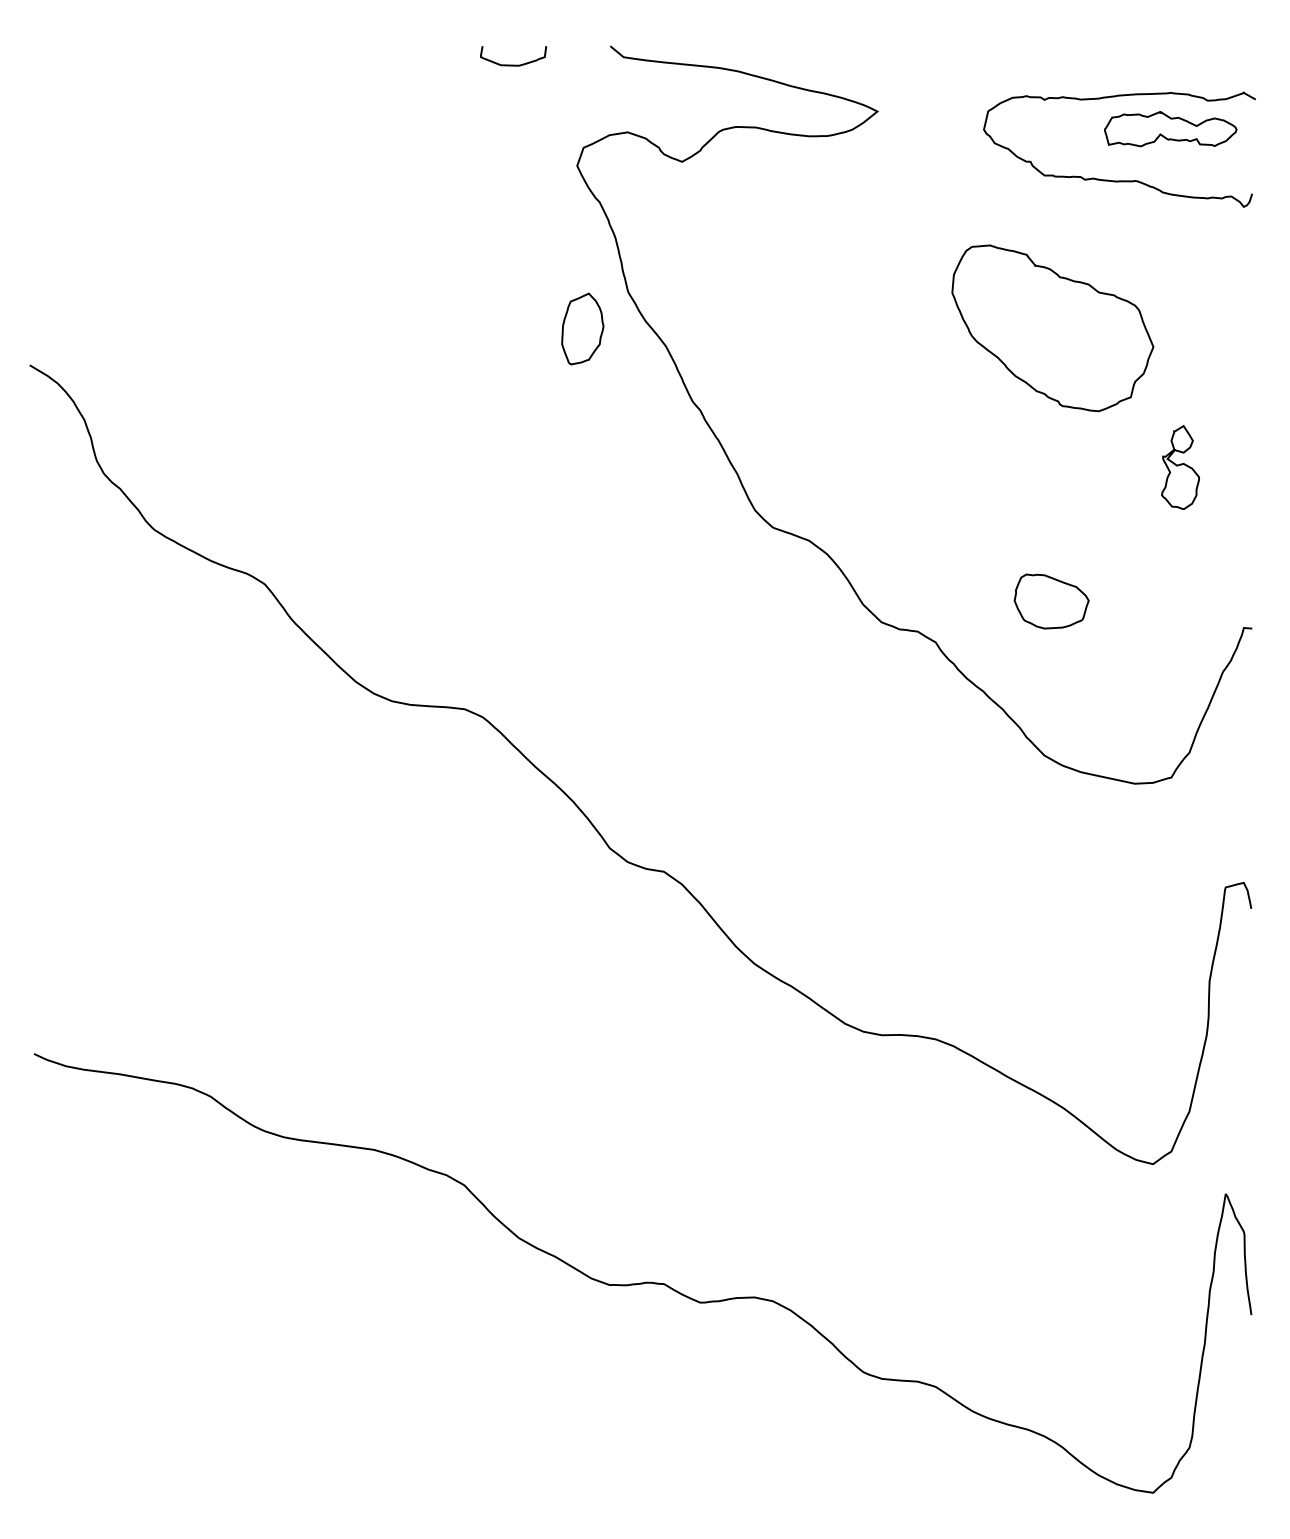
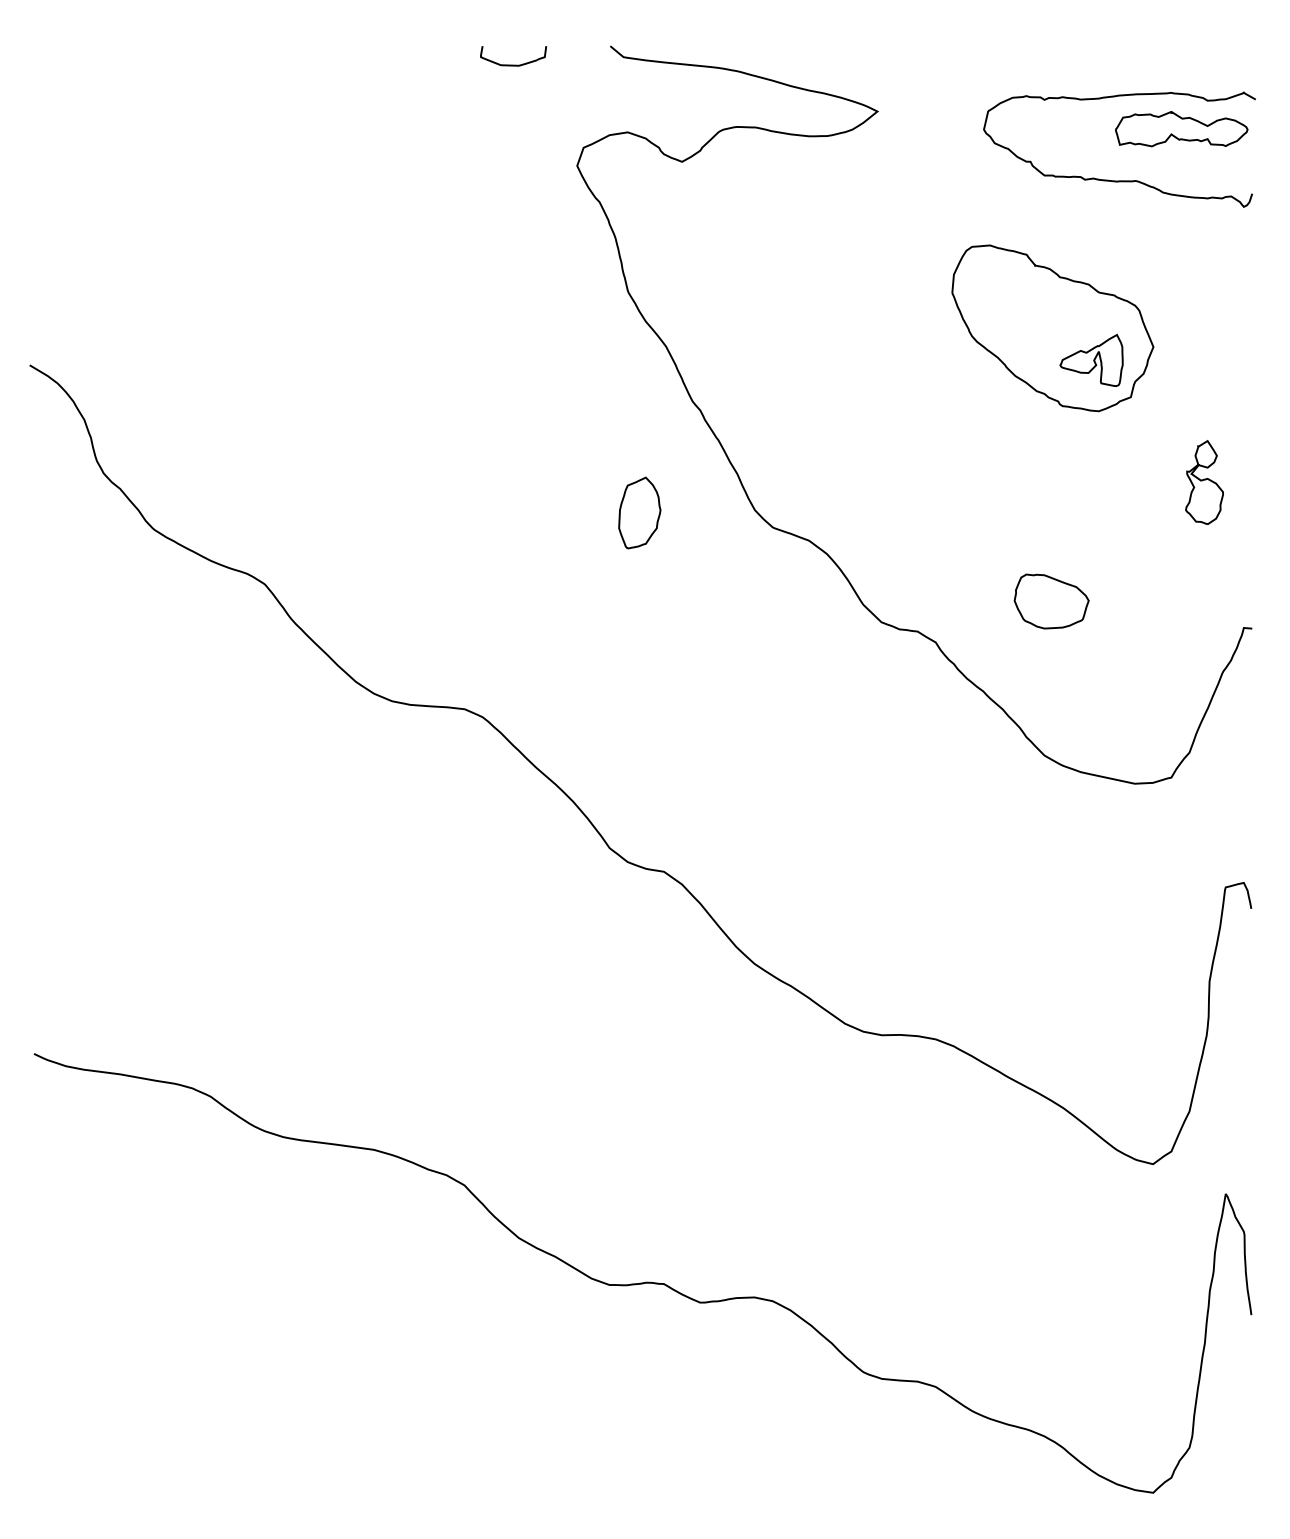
part position: (1170, 129) -> (1181, 129) (1181, 129)
part position: (582, 328) -> (639, 512) (639, 512)
part: none -> present (1091, 359)
part position: (1180, 467) -> (1204, 482) (1204, 482)
